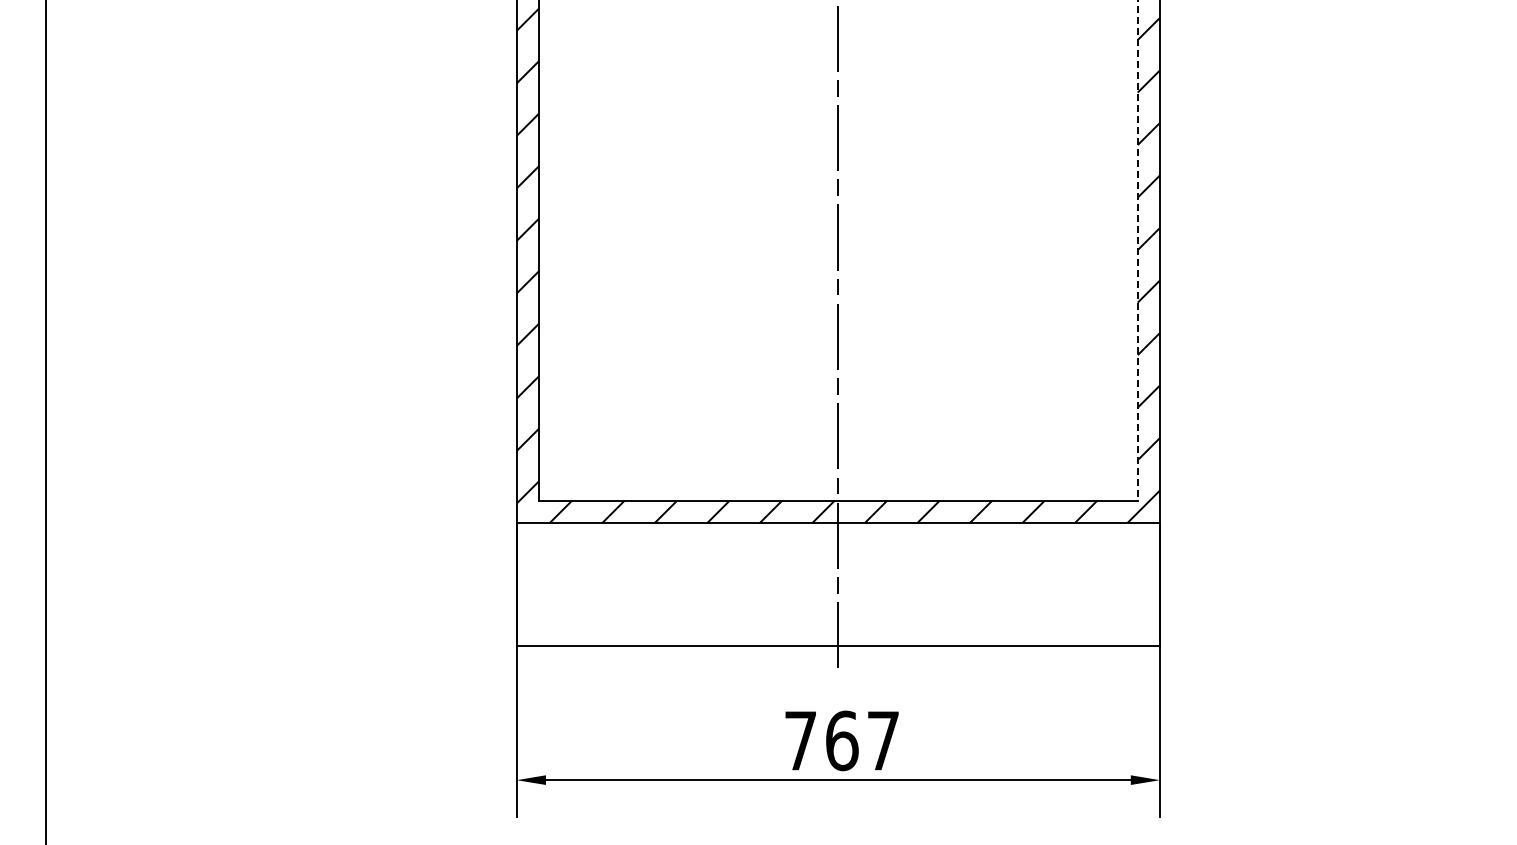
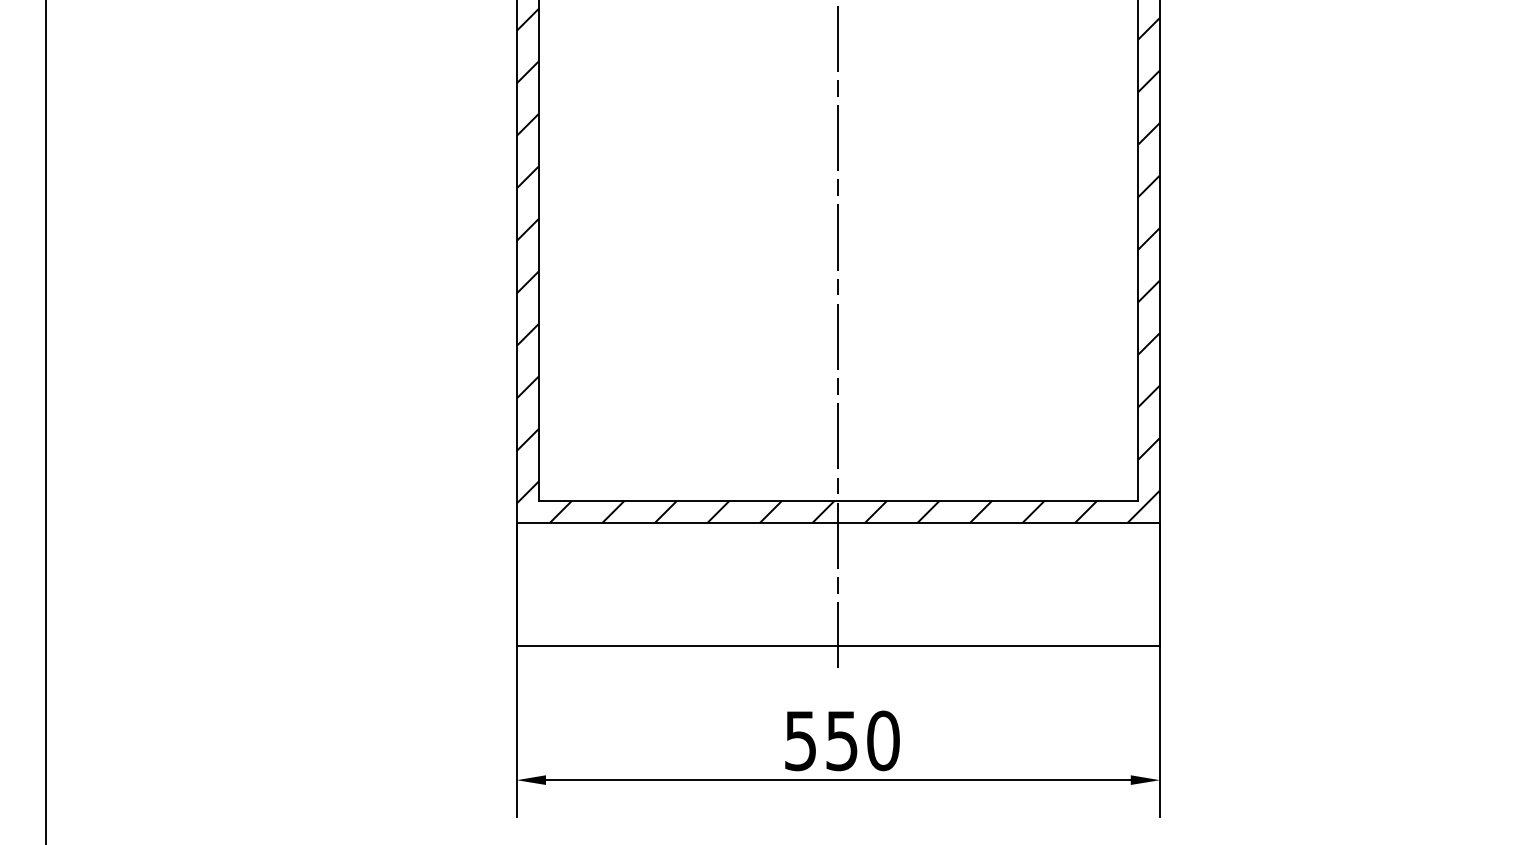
line: dashed -> solid (1137, 250)
text: 767 -> 550 (842, 740)
